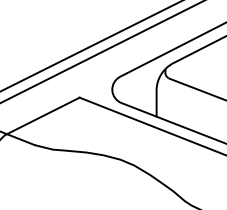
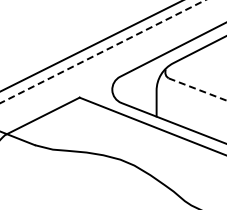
line: solid -> dashed (102, 51)
line: solid -> dashed (197, 89)
